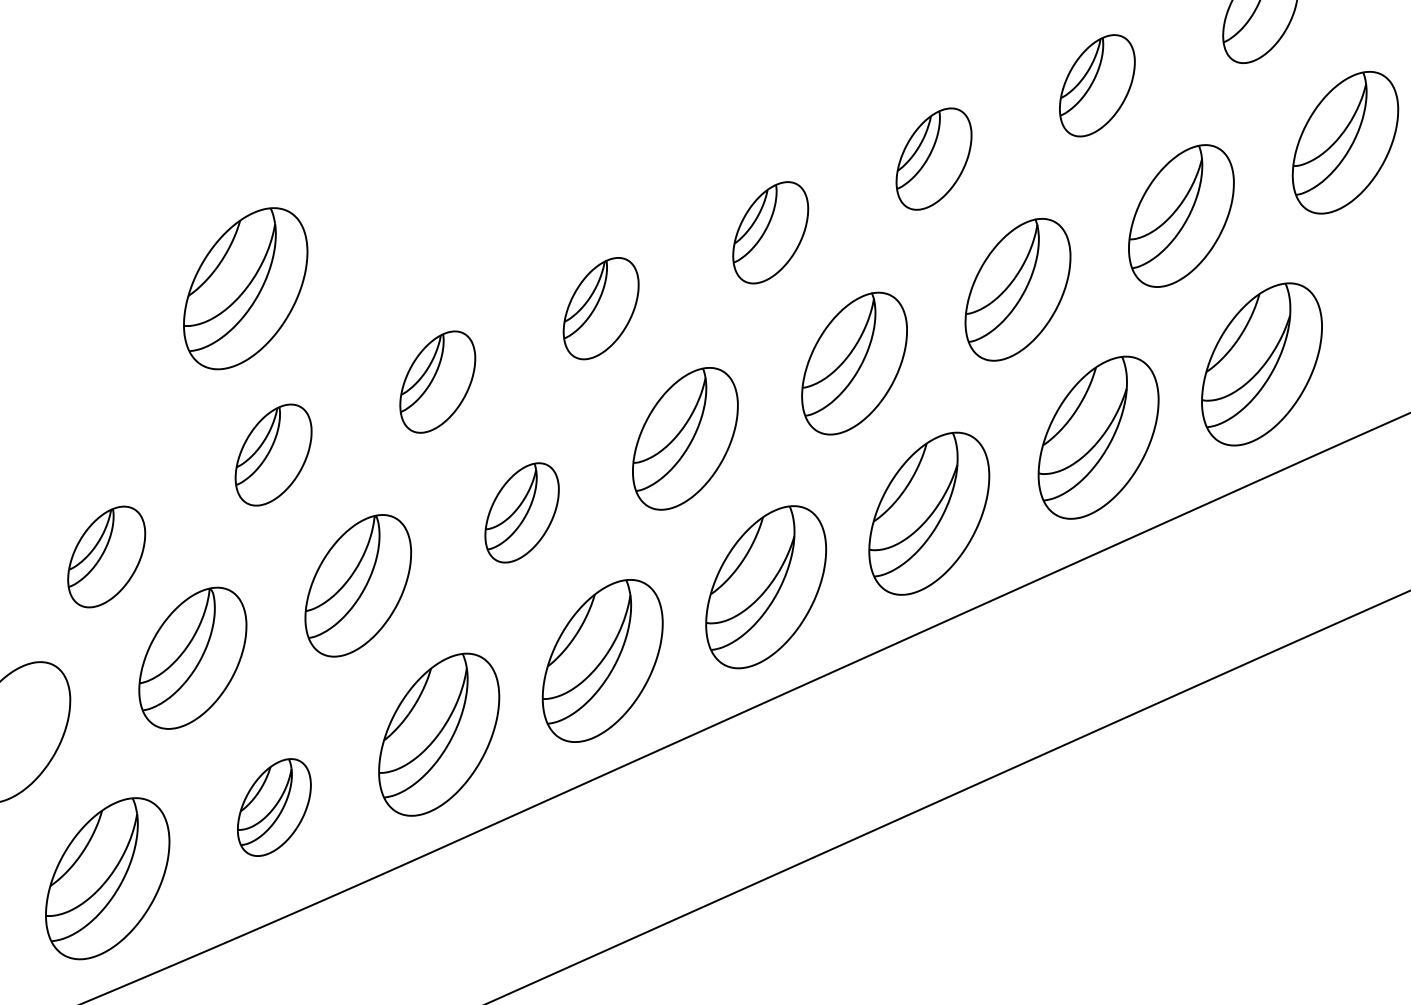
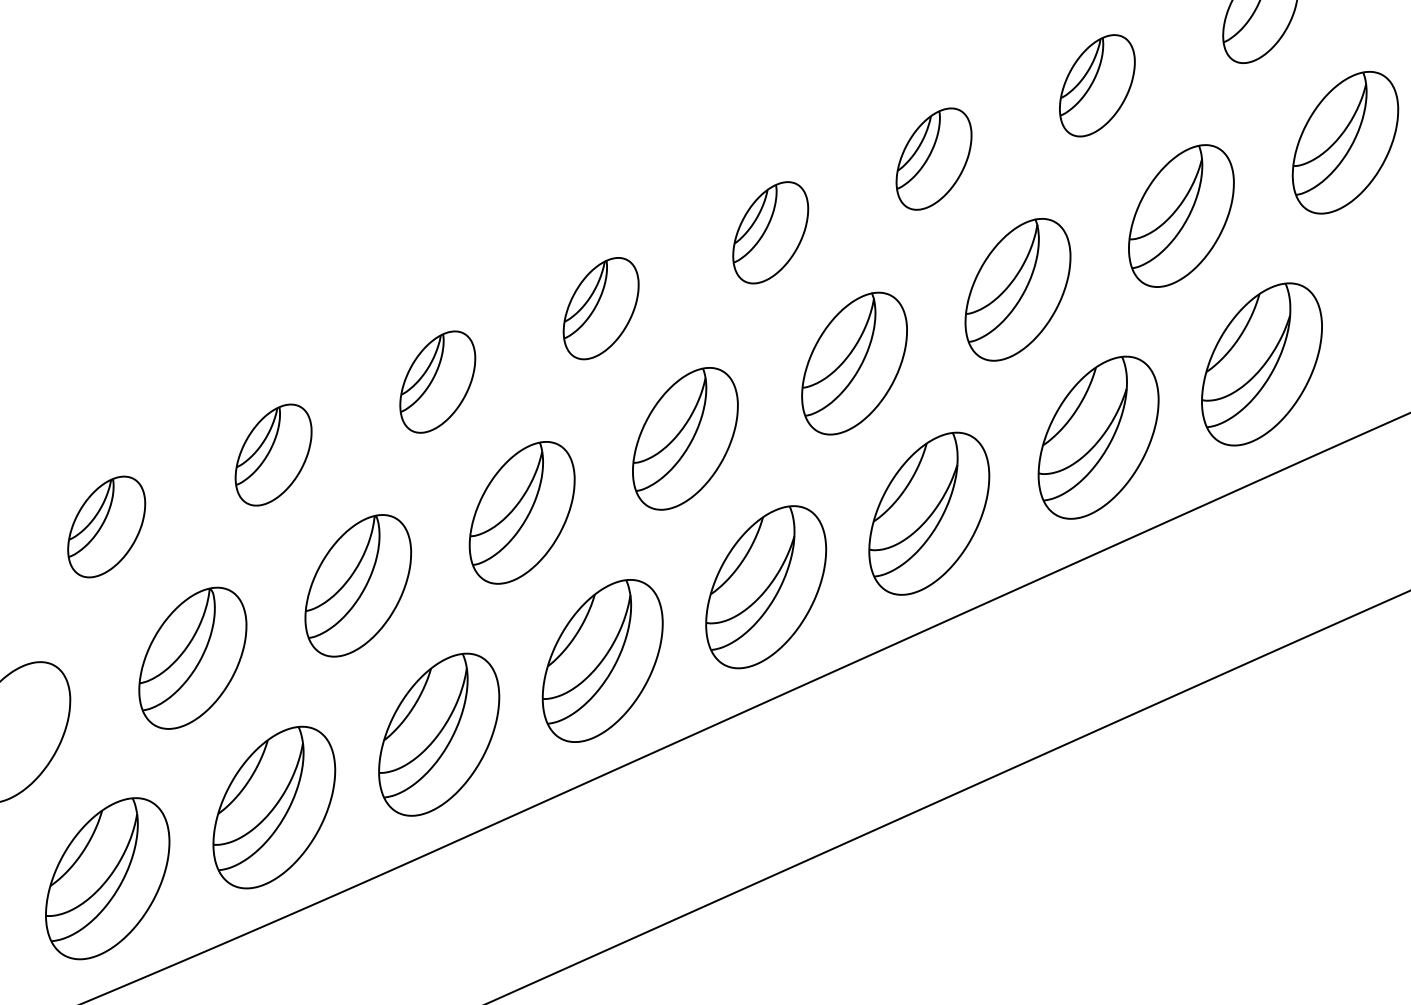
part: present -> none (245, 288)
part size: 76x102 px -> 108x144 px (521, 512)
part position: (106, 556) -> (106, 526) (106, 526)
part size: 75x99 px -> 125x165 px (274, 807)
